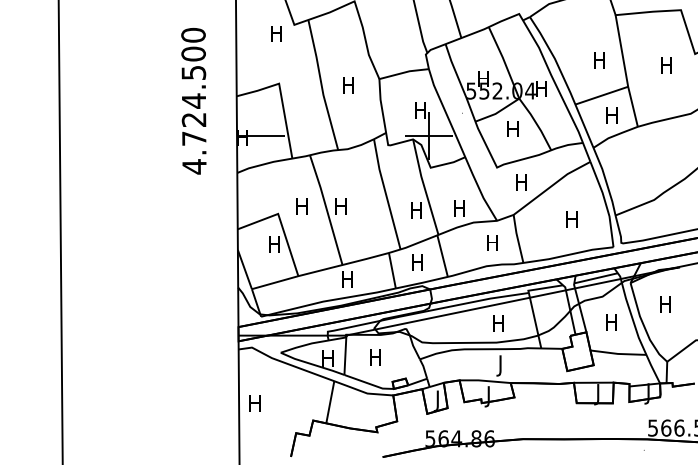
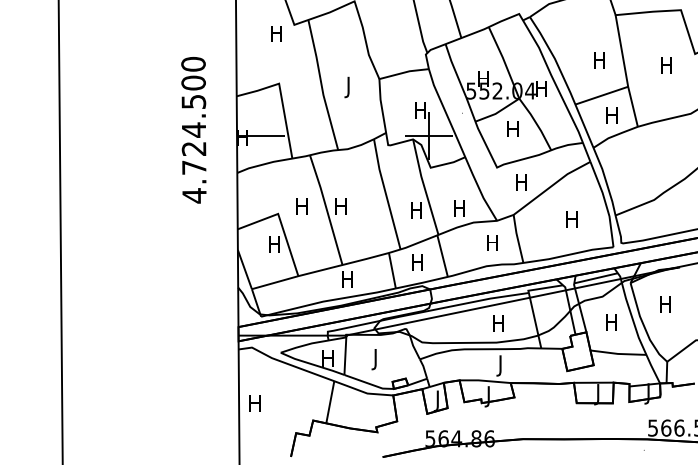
text: H -> J (348, 87)
text position: (193, 101) -> (193, 130) (193, 130)
text: H -> J (375, 359)
